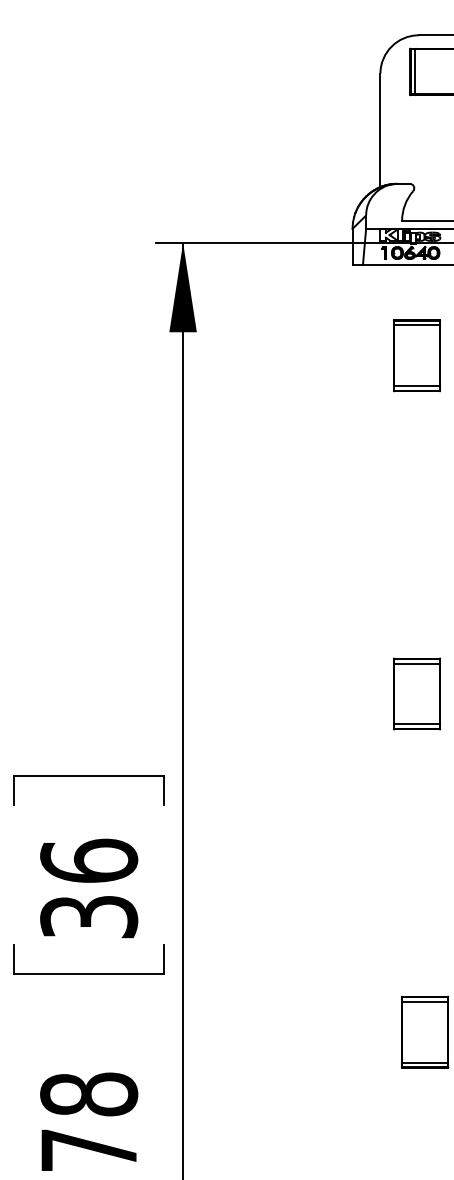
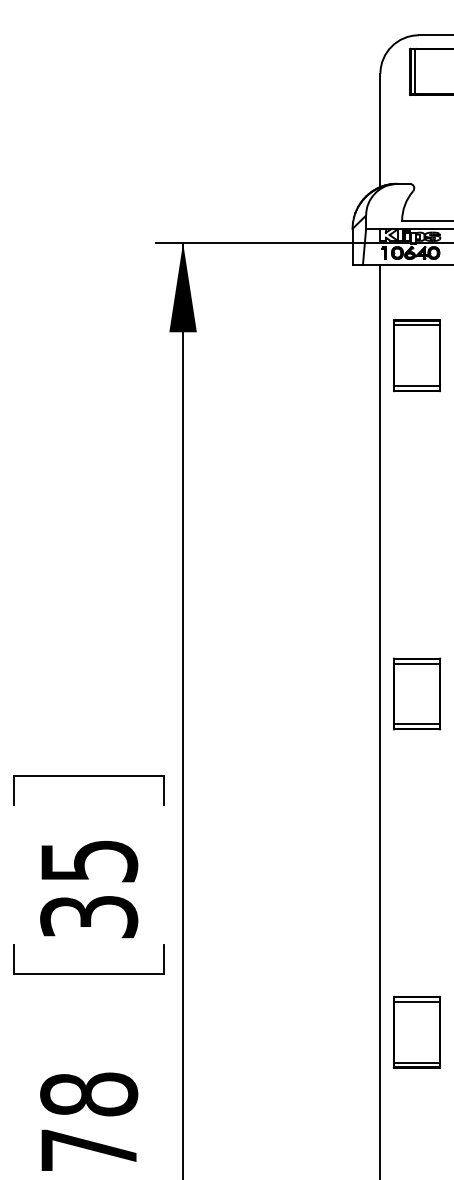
line: none -> present (380, 720)
text: 36 -> 35 (89, 860)
part position: (425, 1031) -> (417, 1031) (417, 1031)
